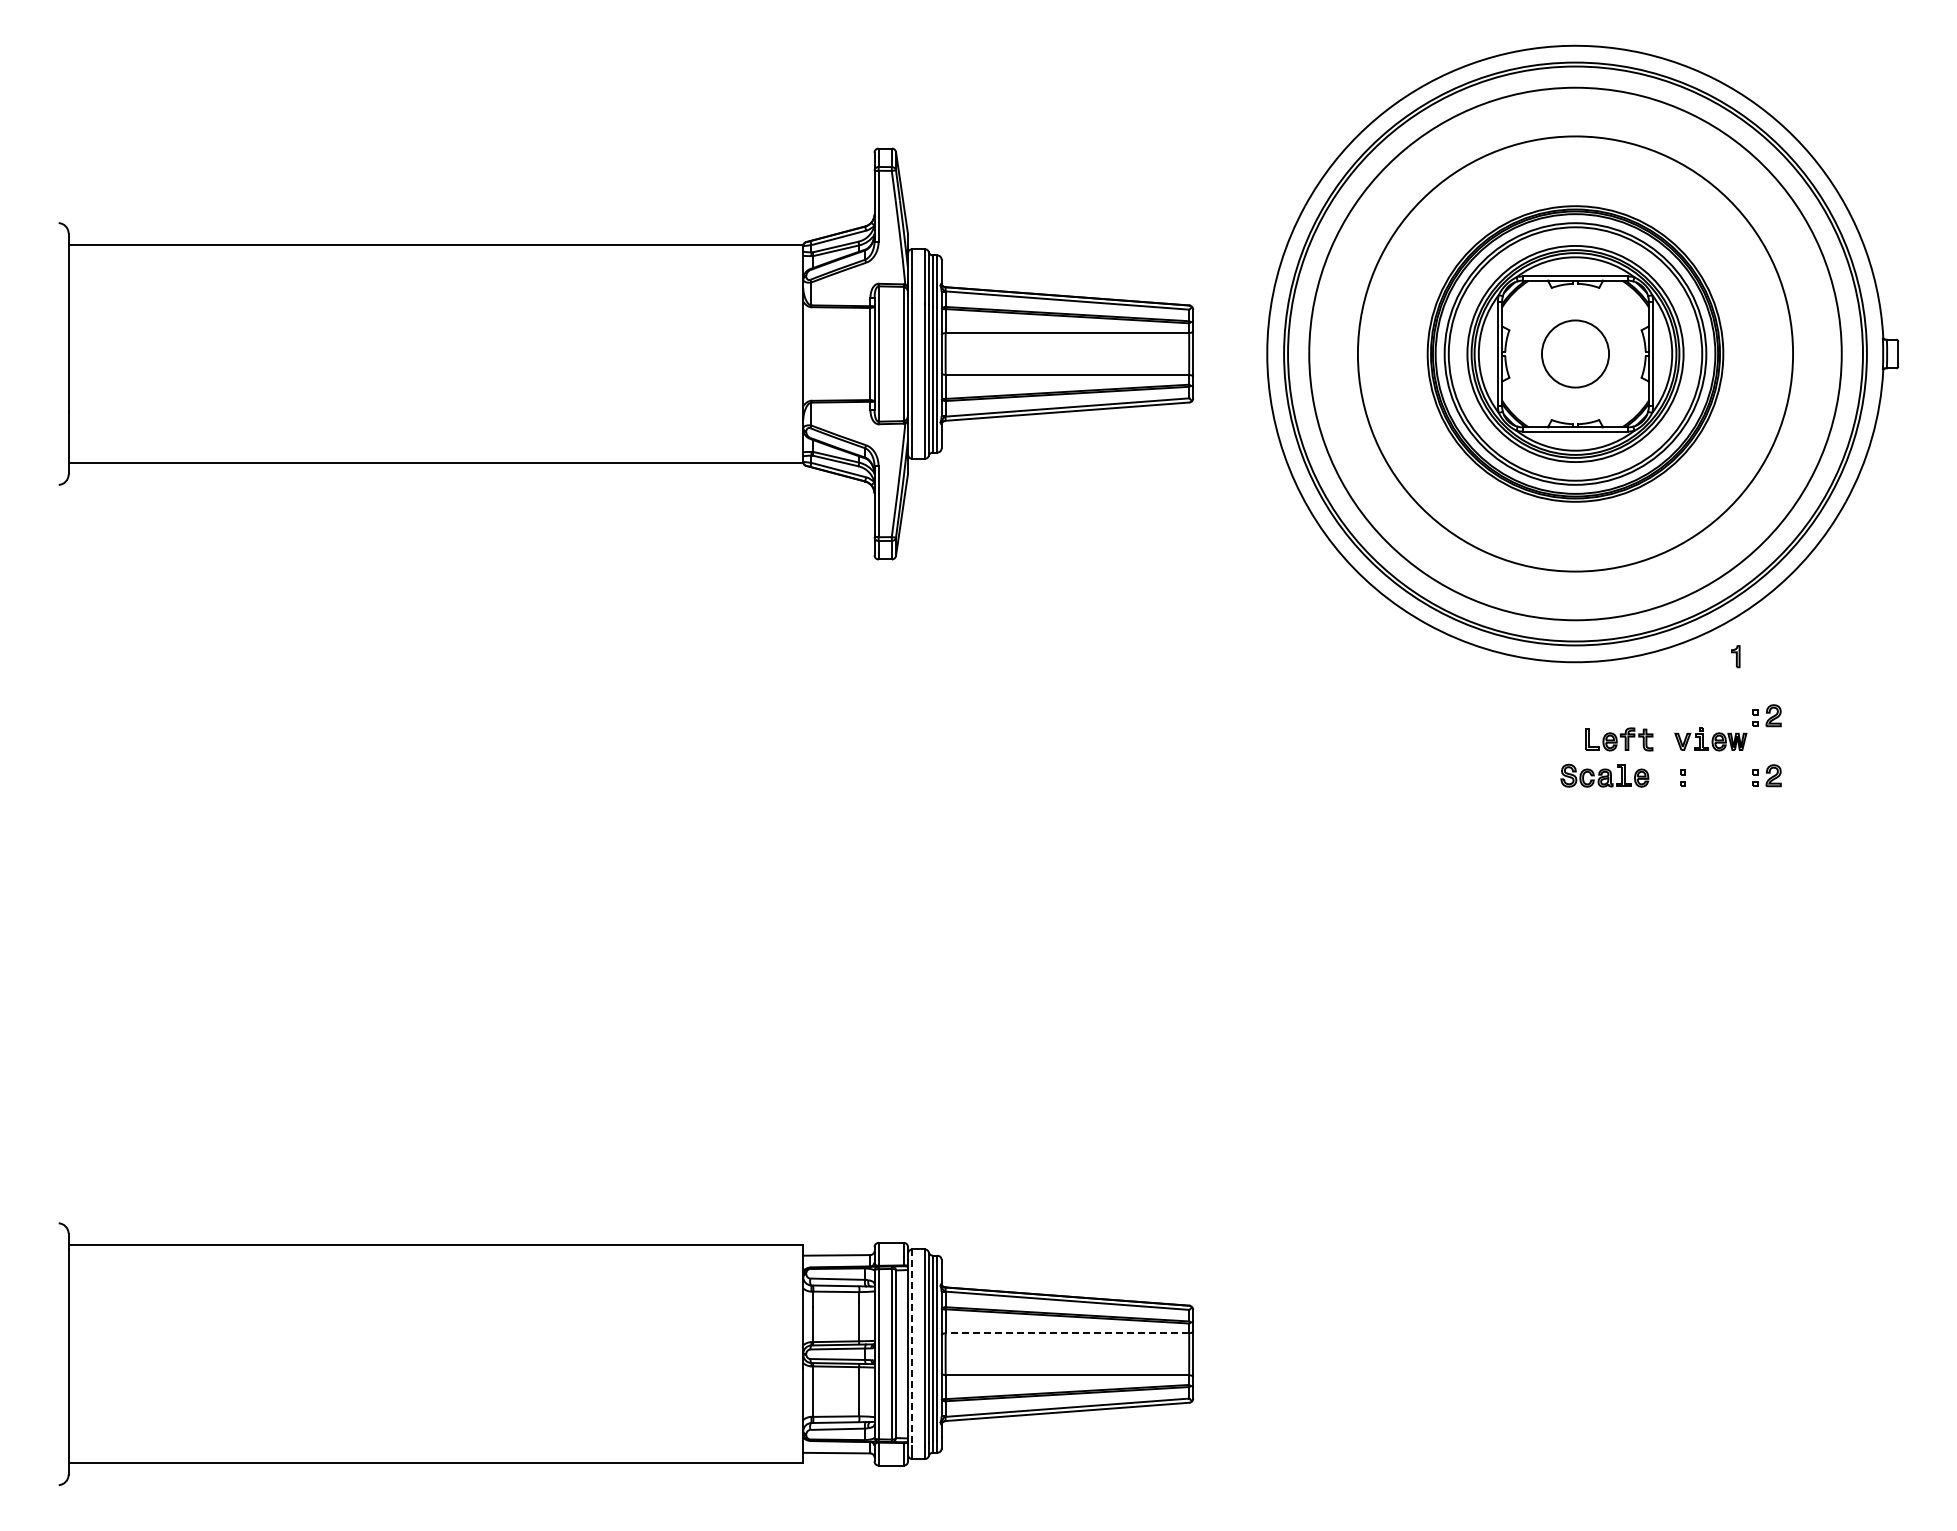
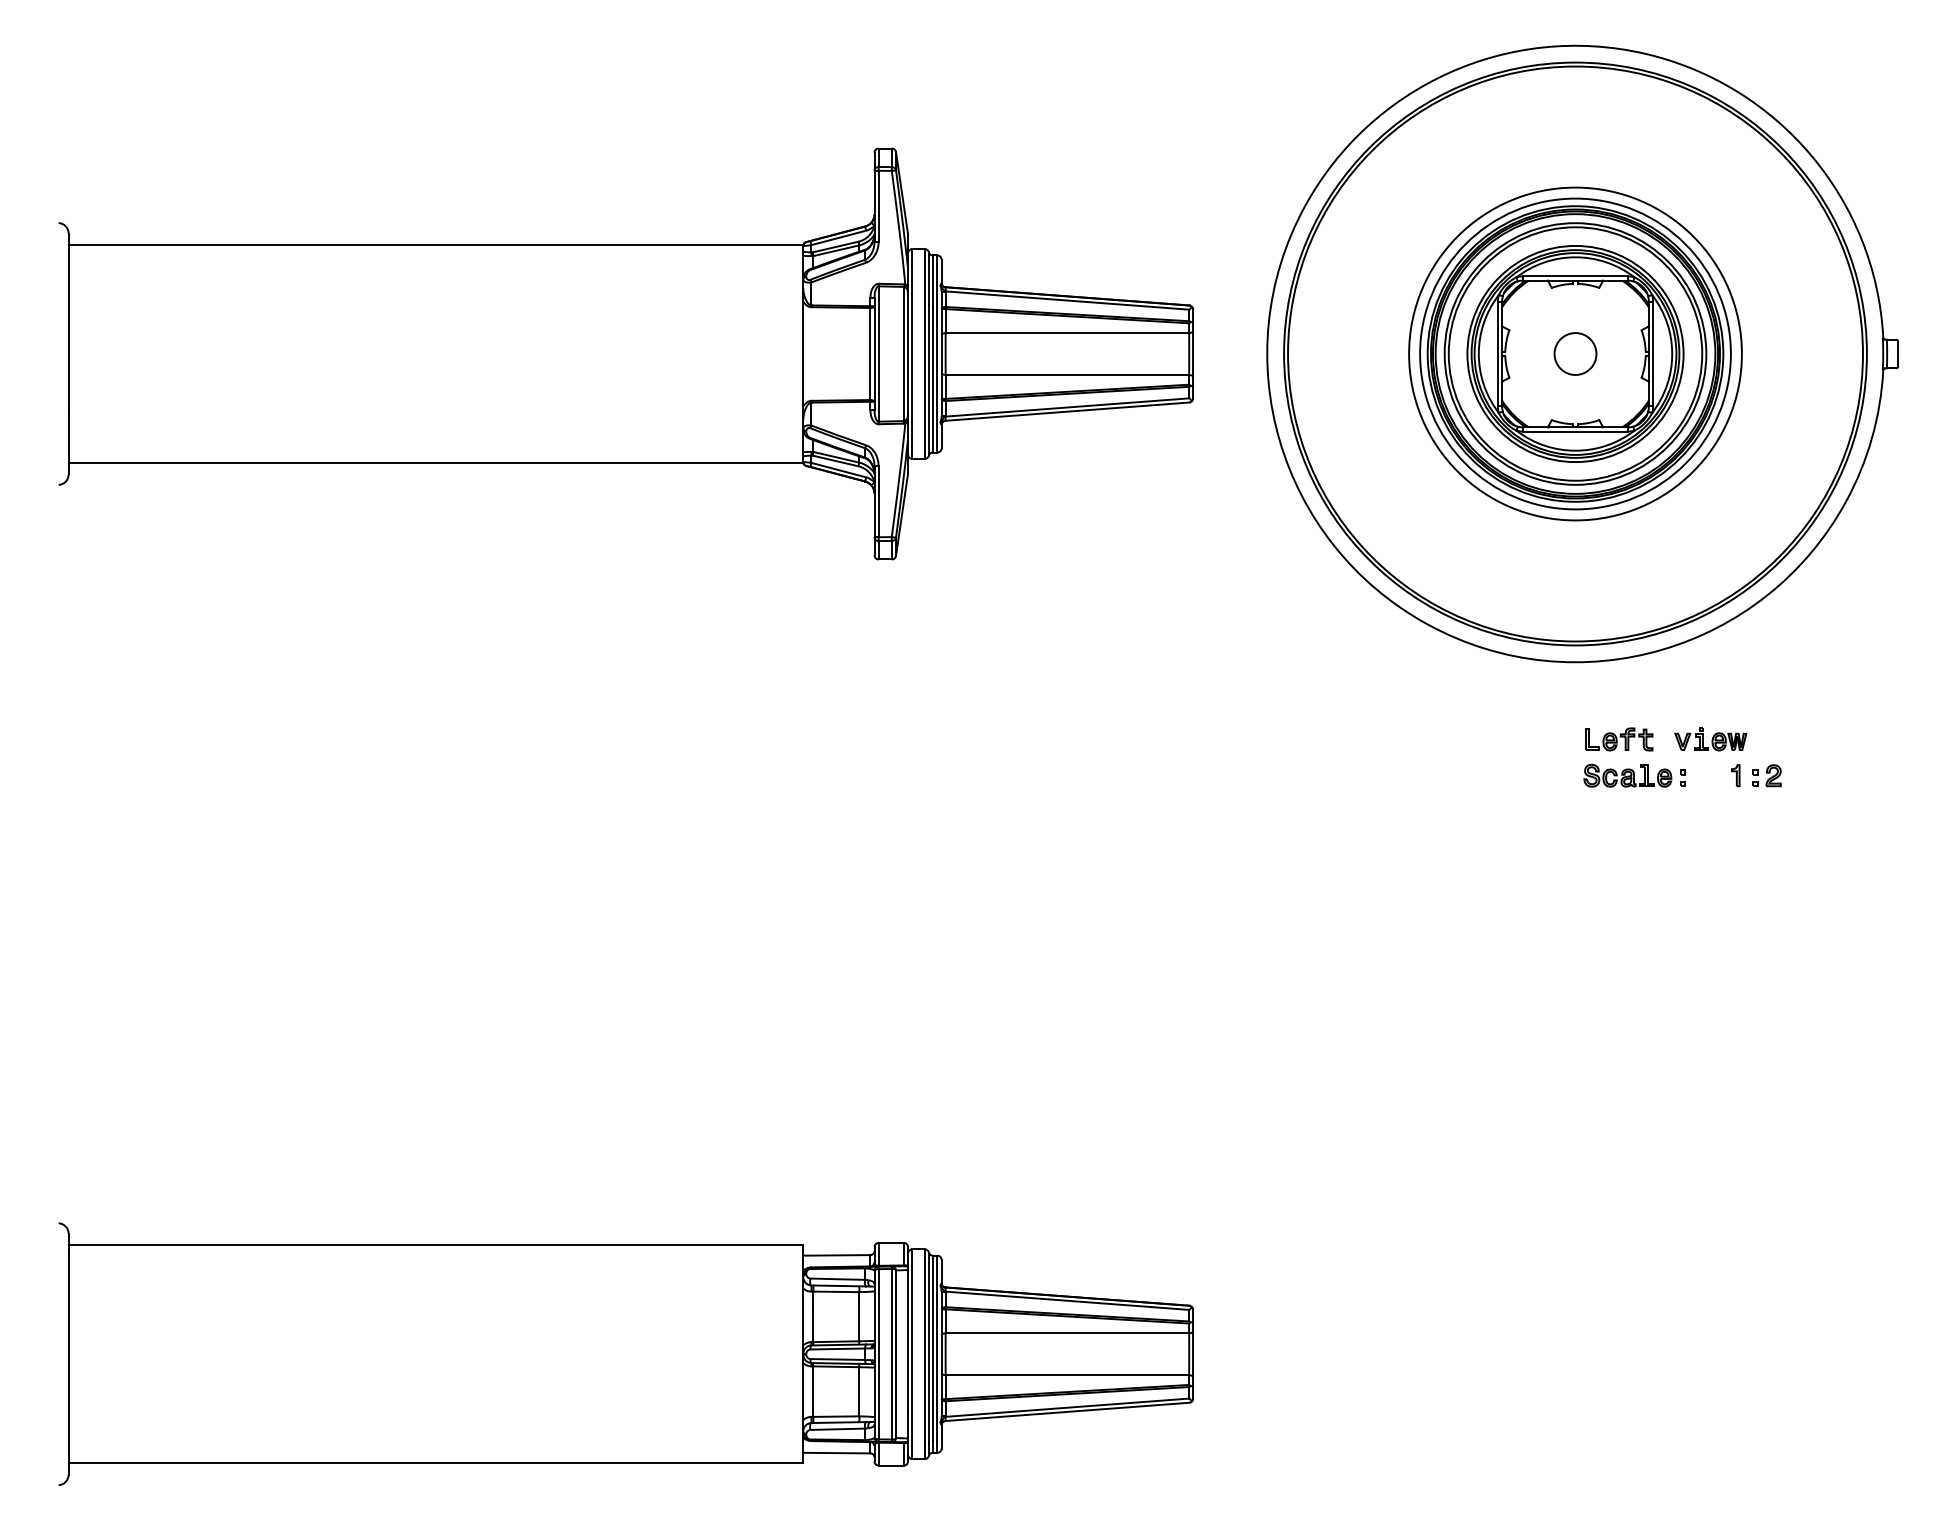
circle diameter: 435 px -> 311 px (1575, 353)
circle diameter: 533 px -> 333 px (1575, 353)
circle diameter: 67 px -> 42 px (1575, 353)
part position: (1735, 656) -> (1735, 775) (1735, 775)
part: present -> none (1766, 715)
part position: (1604, 775) -> (1627, 775) (1627, 775)
line: dashed -> solid (1067, 1333)
line: dashed -> solid (912, 1348)
